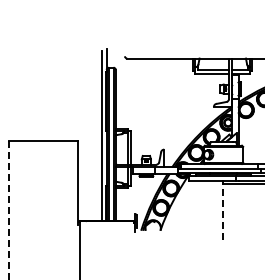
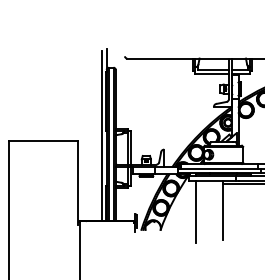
line: dashed -> solid (9, 210)
line: none -> present (196, 211)
line: dashed -> solid (222, 211)
